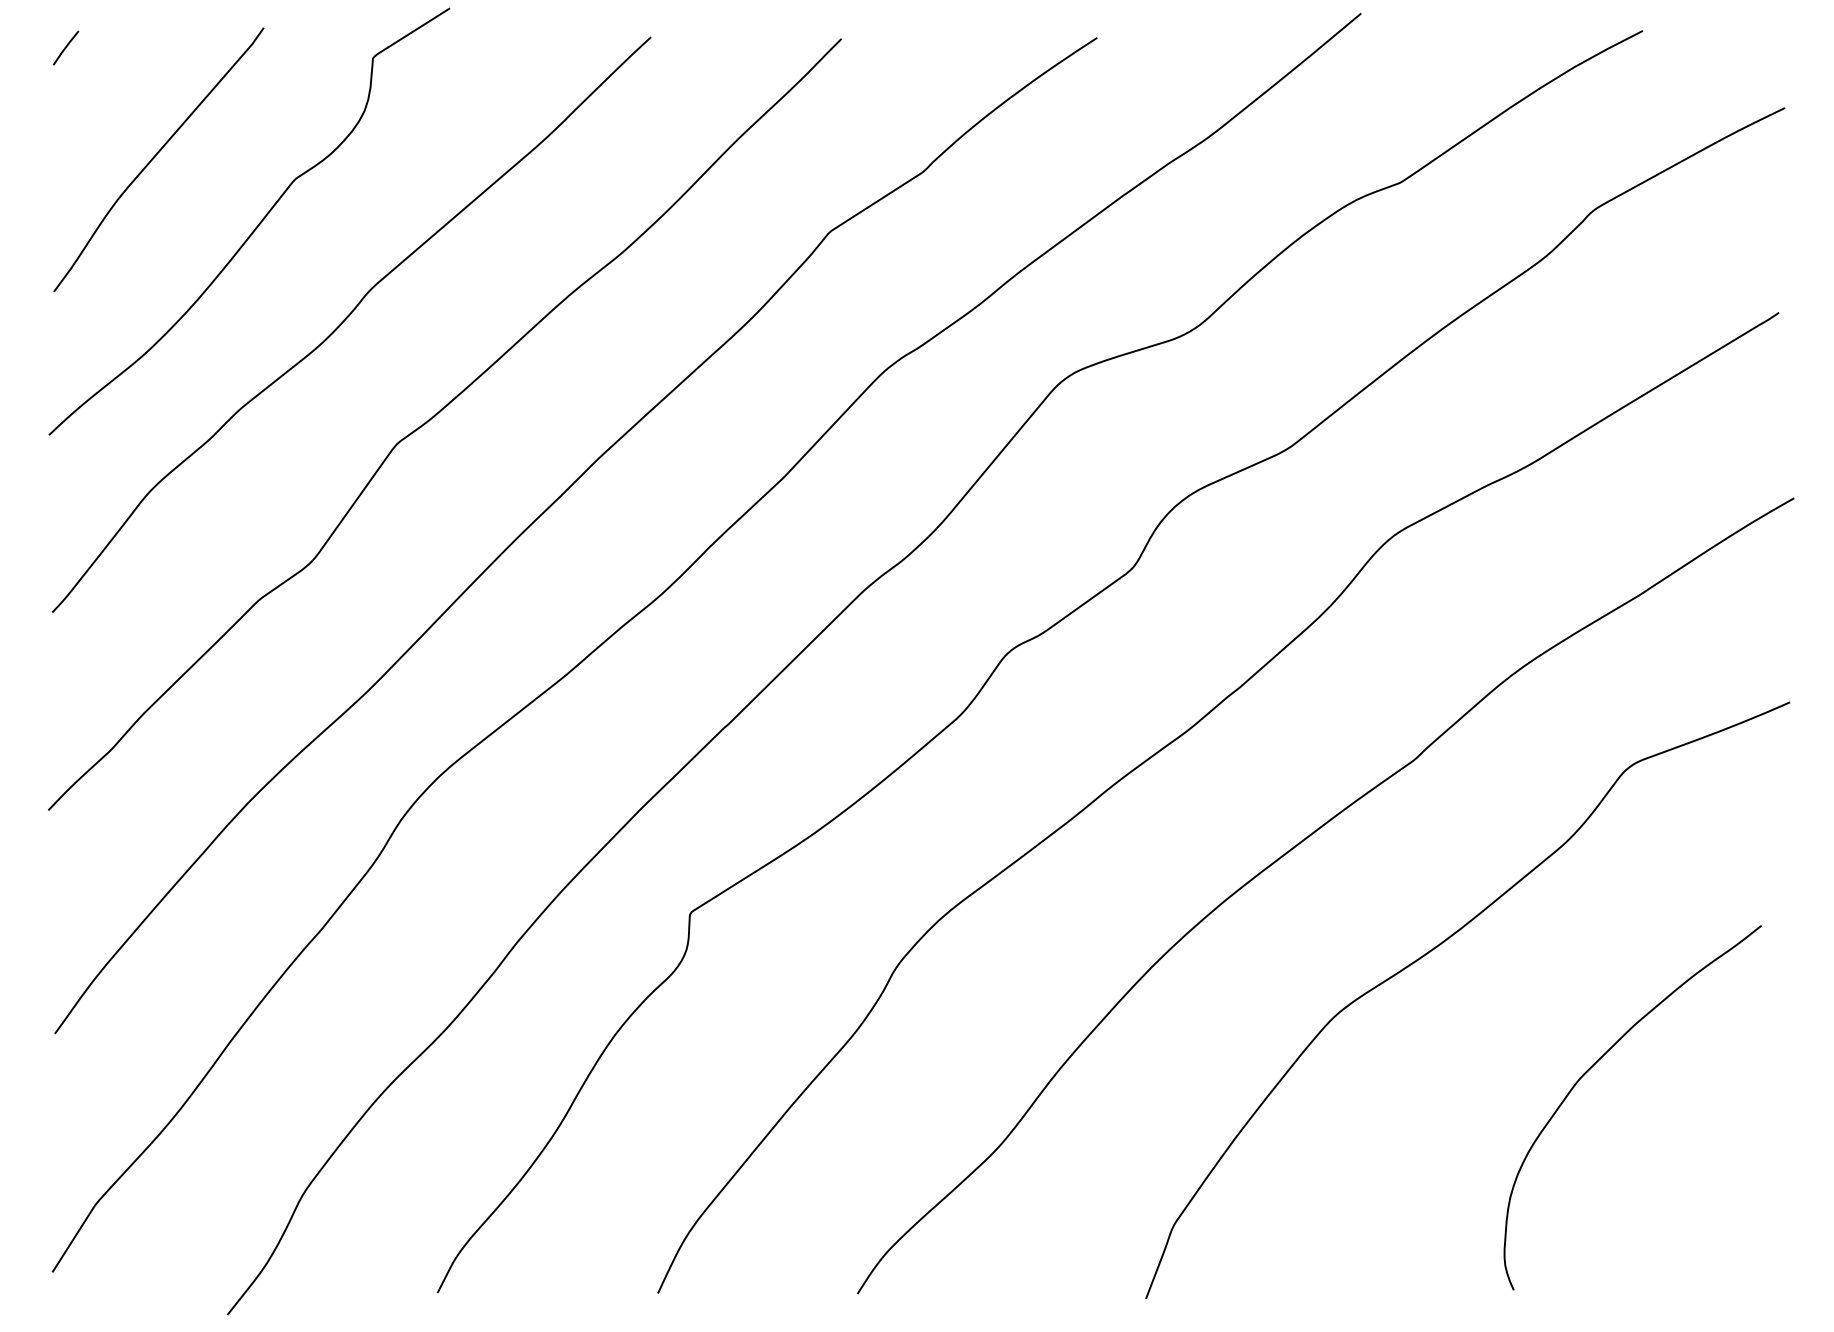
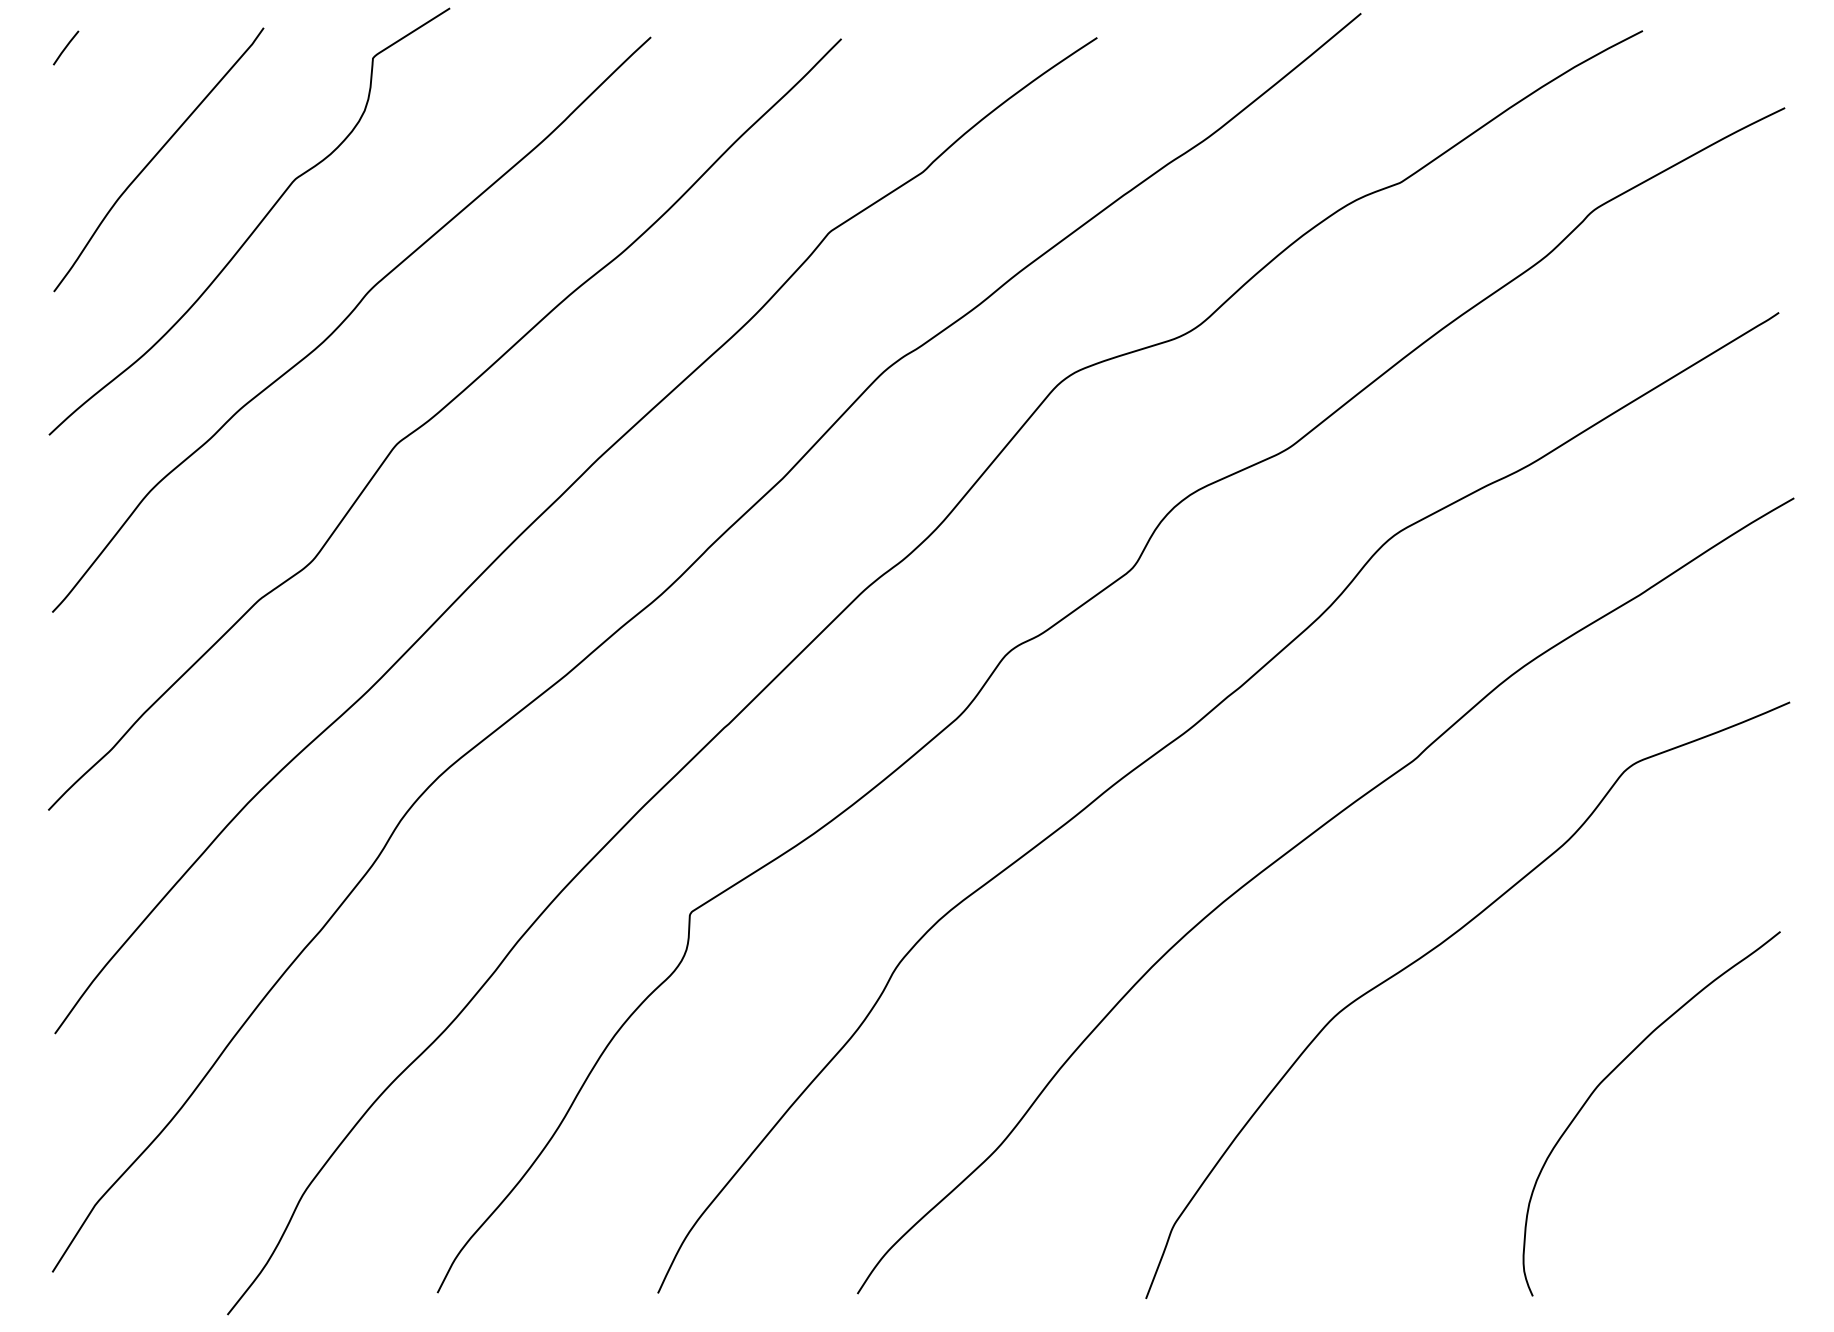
curve position: (1592, 1067) -> (1611, 1073) (1611, 1073)
